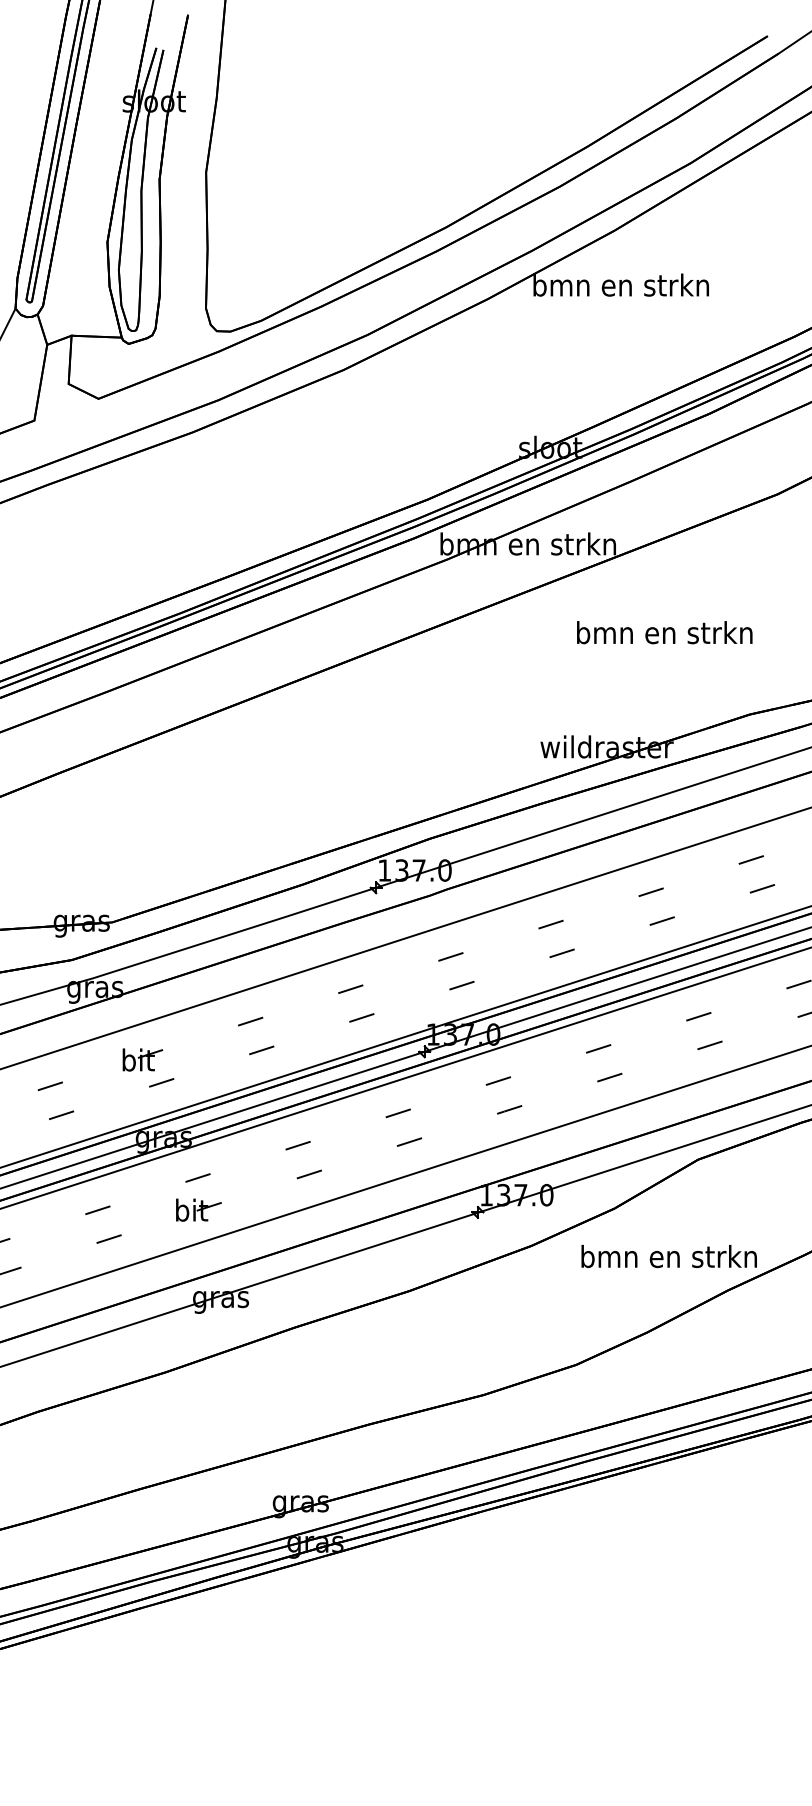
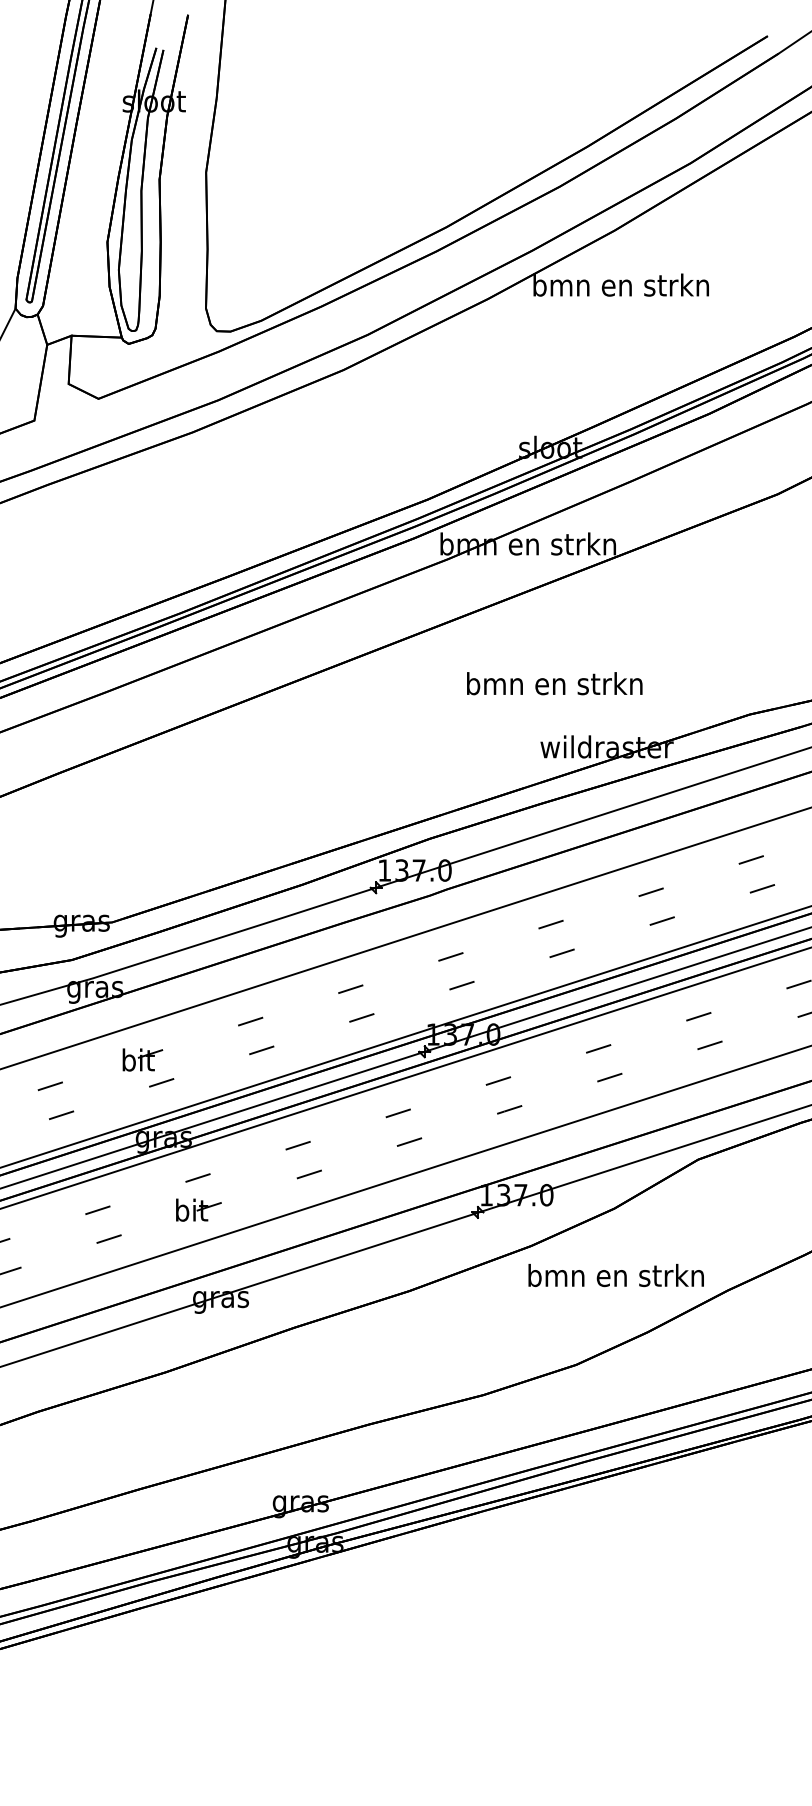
text position: (664, 632) -> (554, 683) (554, 683)
text position: (668, 1256) -> (615, 1275) (615, 1275)
